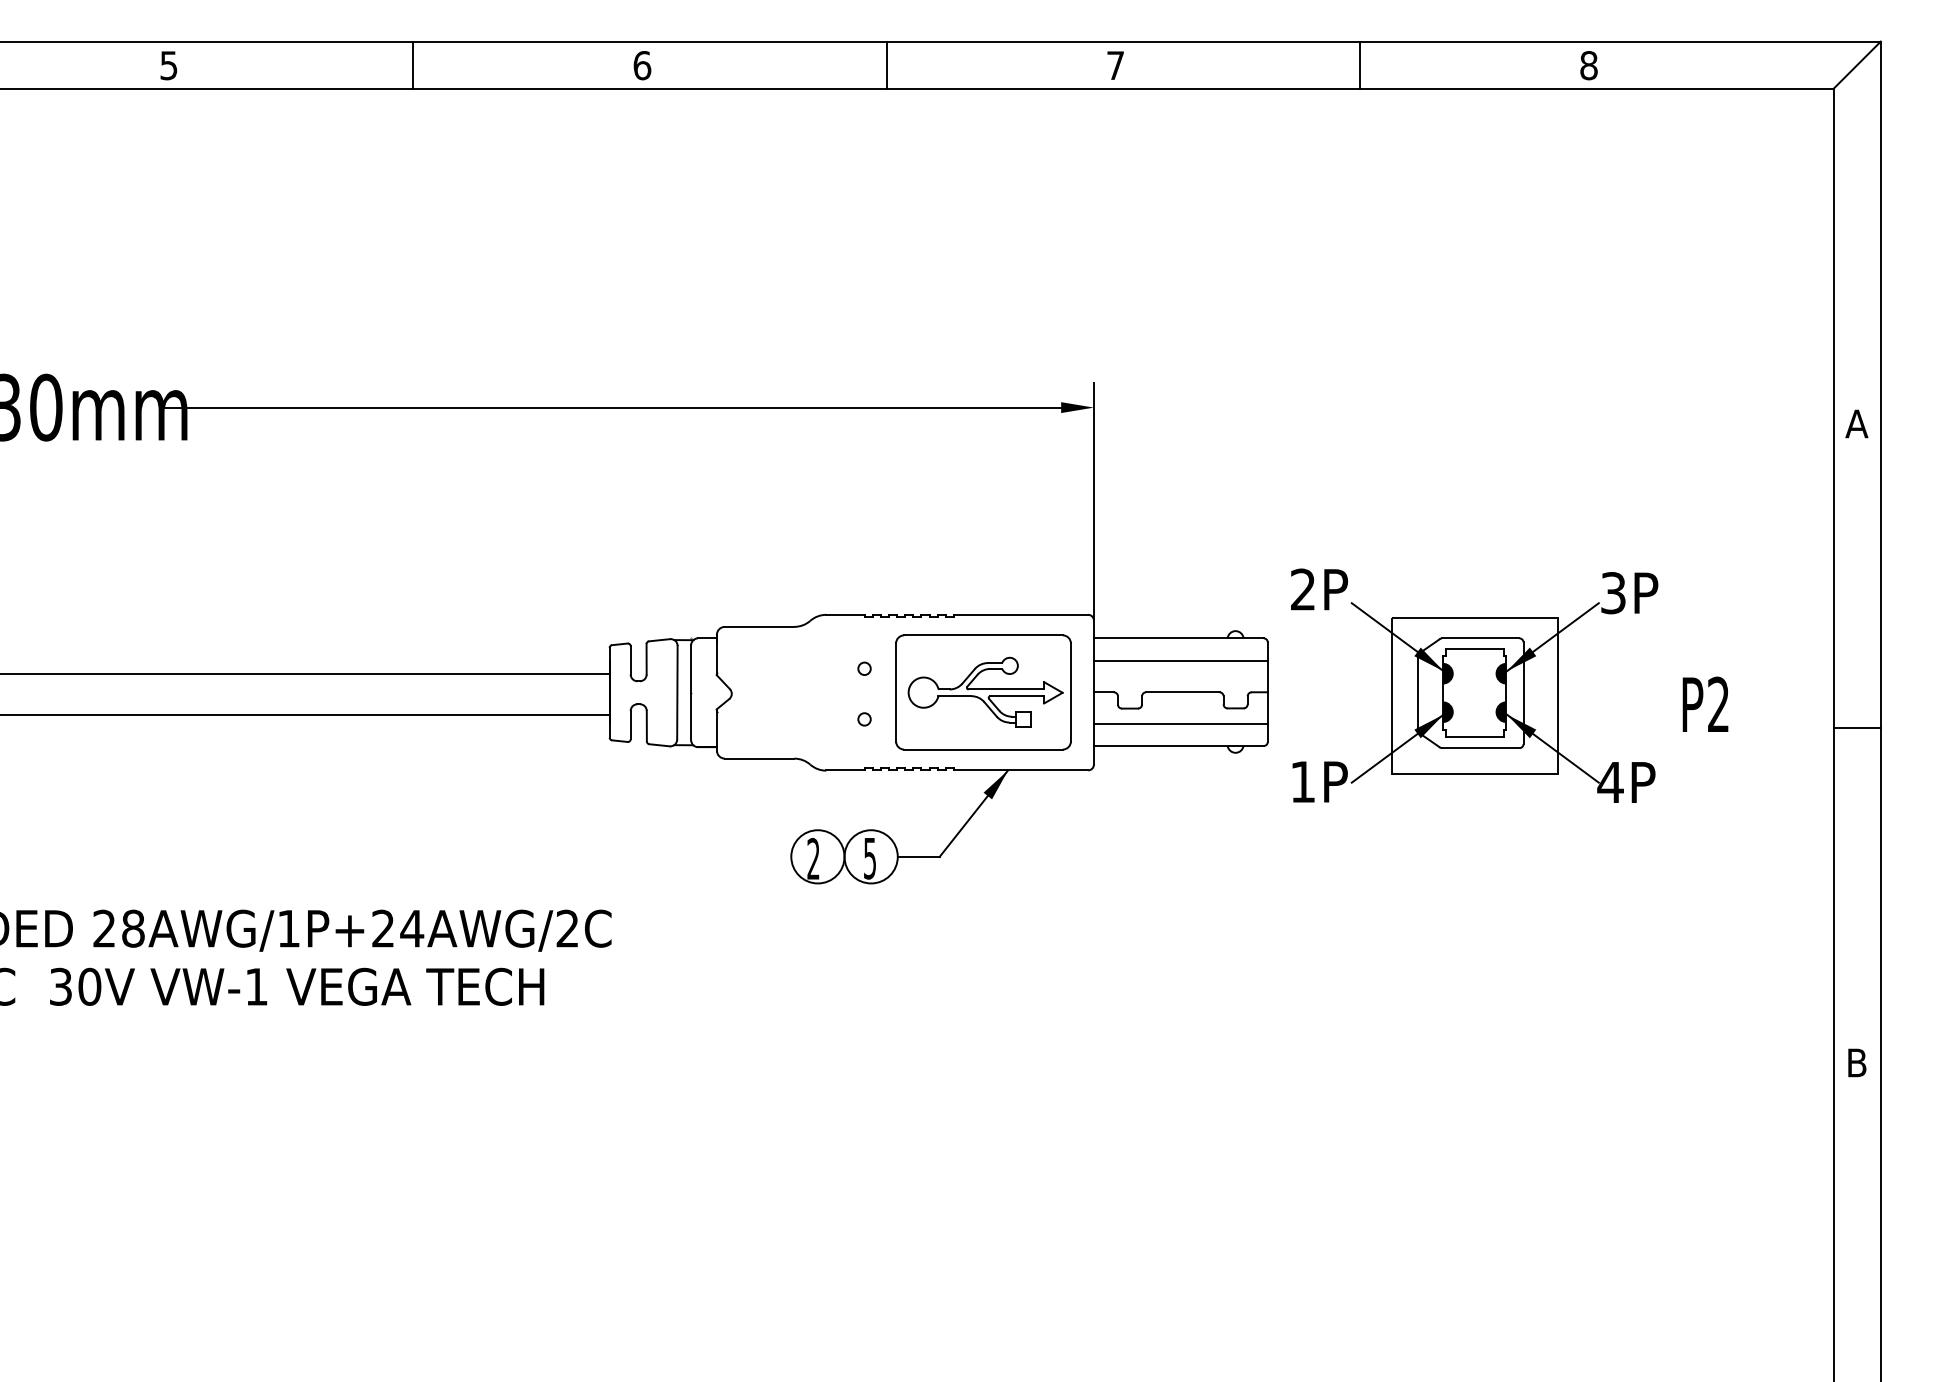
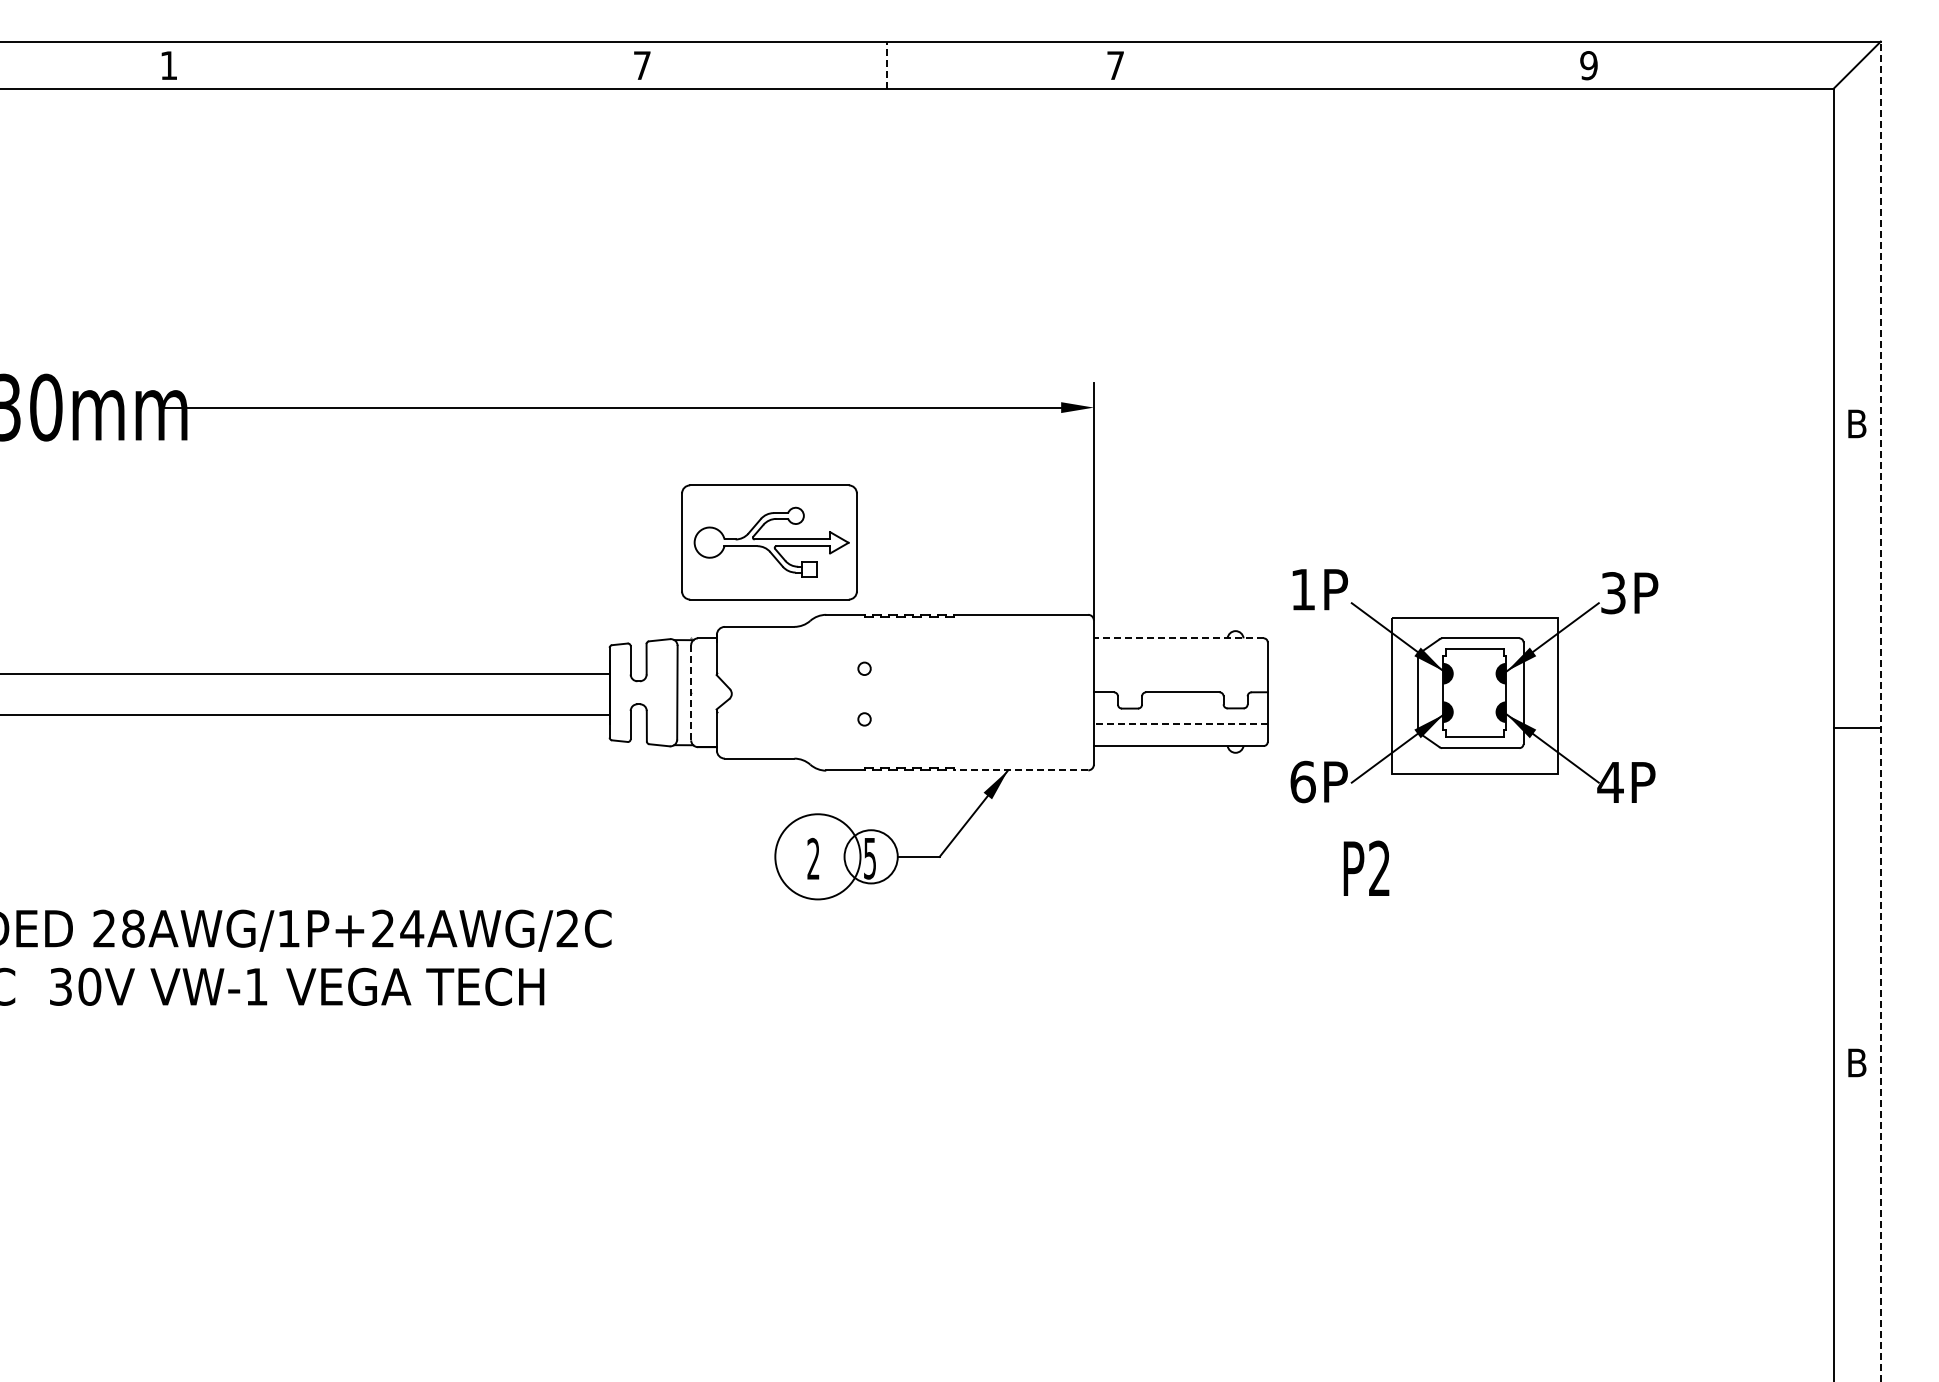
line: present -> none (413, 64)
line: present -> none (1360, 64)
text: 5 -> 1 (168, 65)
text: 6 -> 7 (642, 65)
line: solid -> dashed (886, 65)
text: 8 -> 9 (1588, 65)
text: A -> B (1856, 423)
text: 2P -> 1P (1302, 589)
line: solid -> dashed (1178, 638)
line: present -> none (1180, 660)
line: solid -> dashed (691, 692)
part position: (983, 692) -> (769, 542) (769, 542)
text position: (1705, 703) -> (1366, 867) (1366, 867)
line: solid -> dashed (1880, 711)
line: solid -> dashed (1180, 723)
line: solid -> dashed (1020, 770)
text: 1P -> 6P (1302, 781)
circle diameter: 53 px -> 85 px (817, 856)
